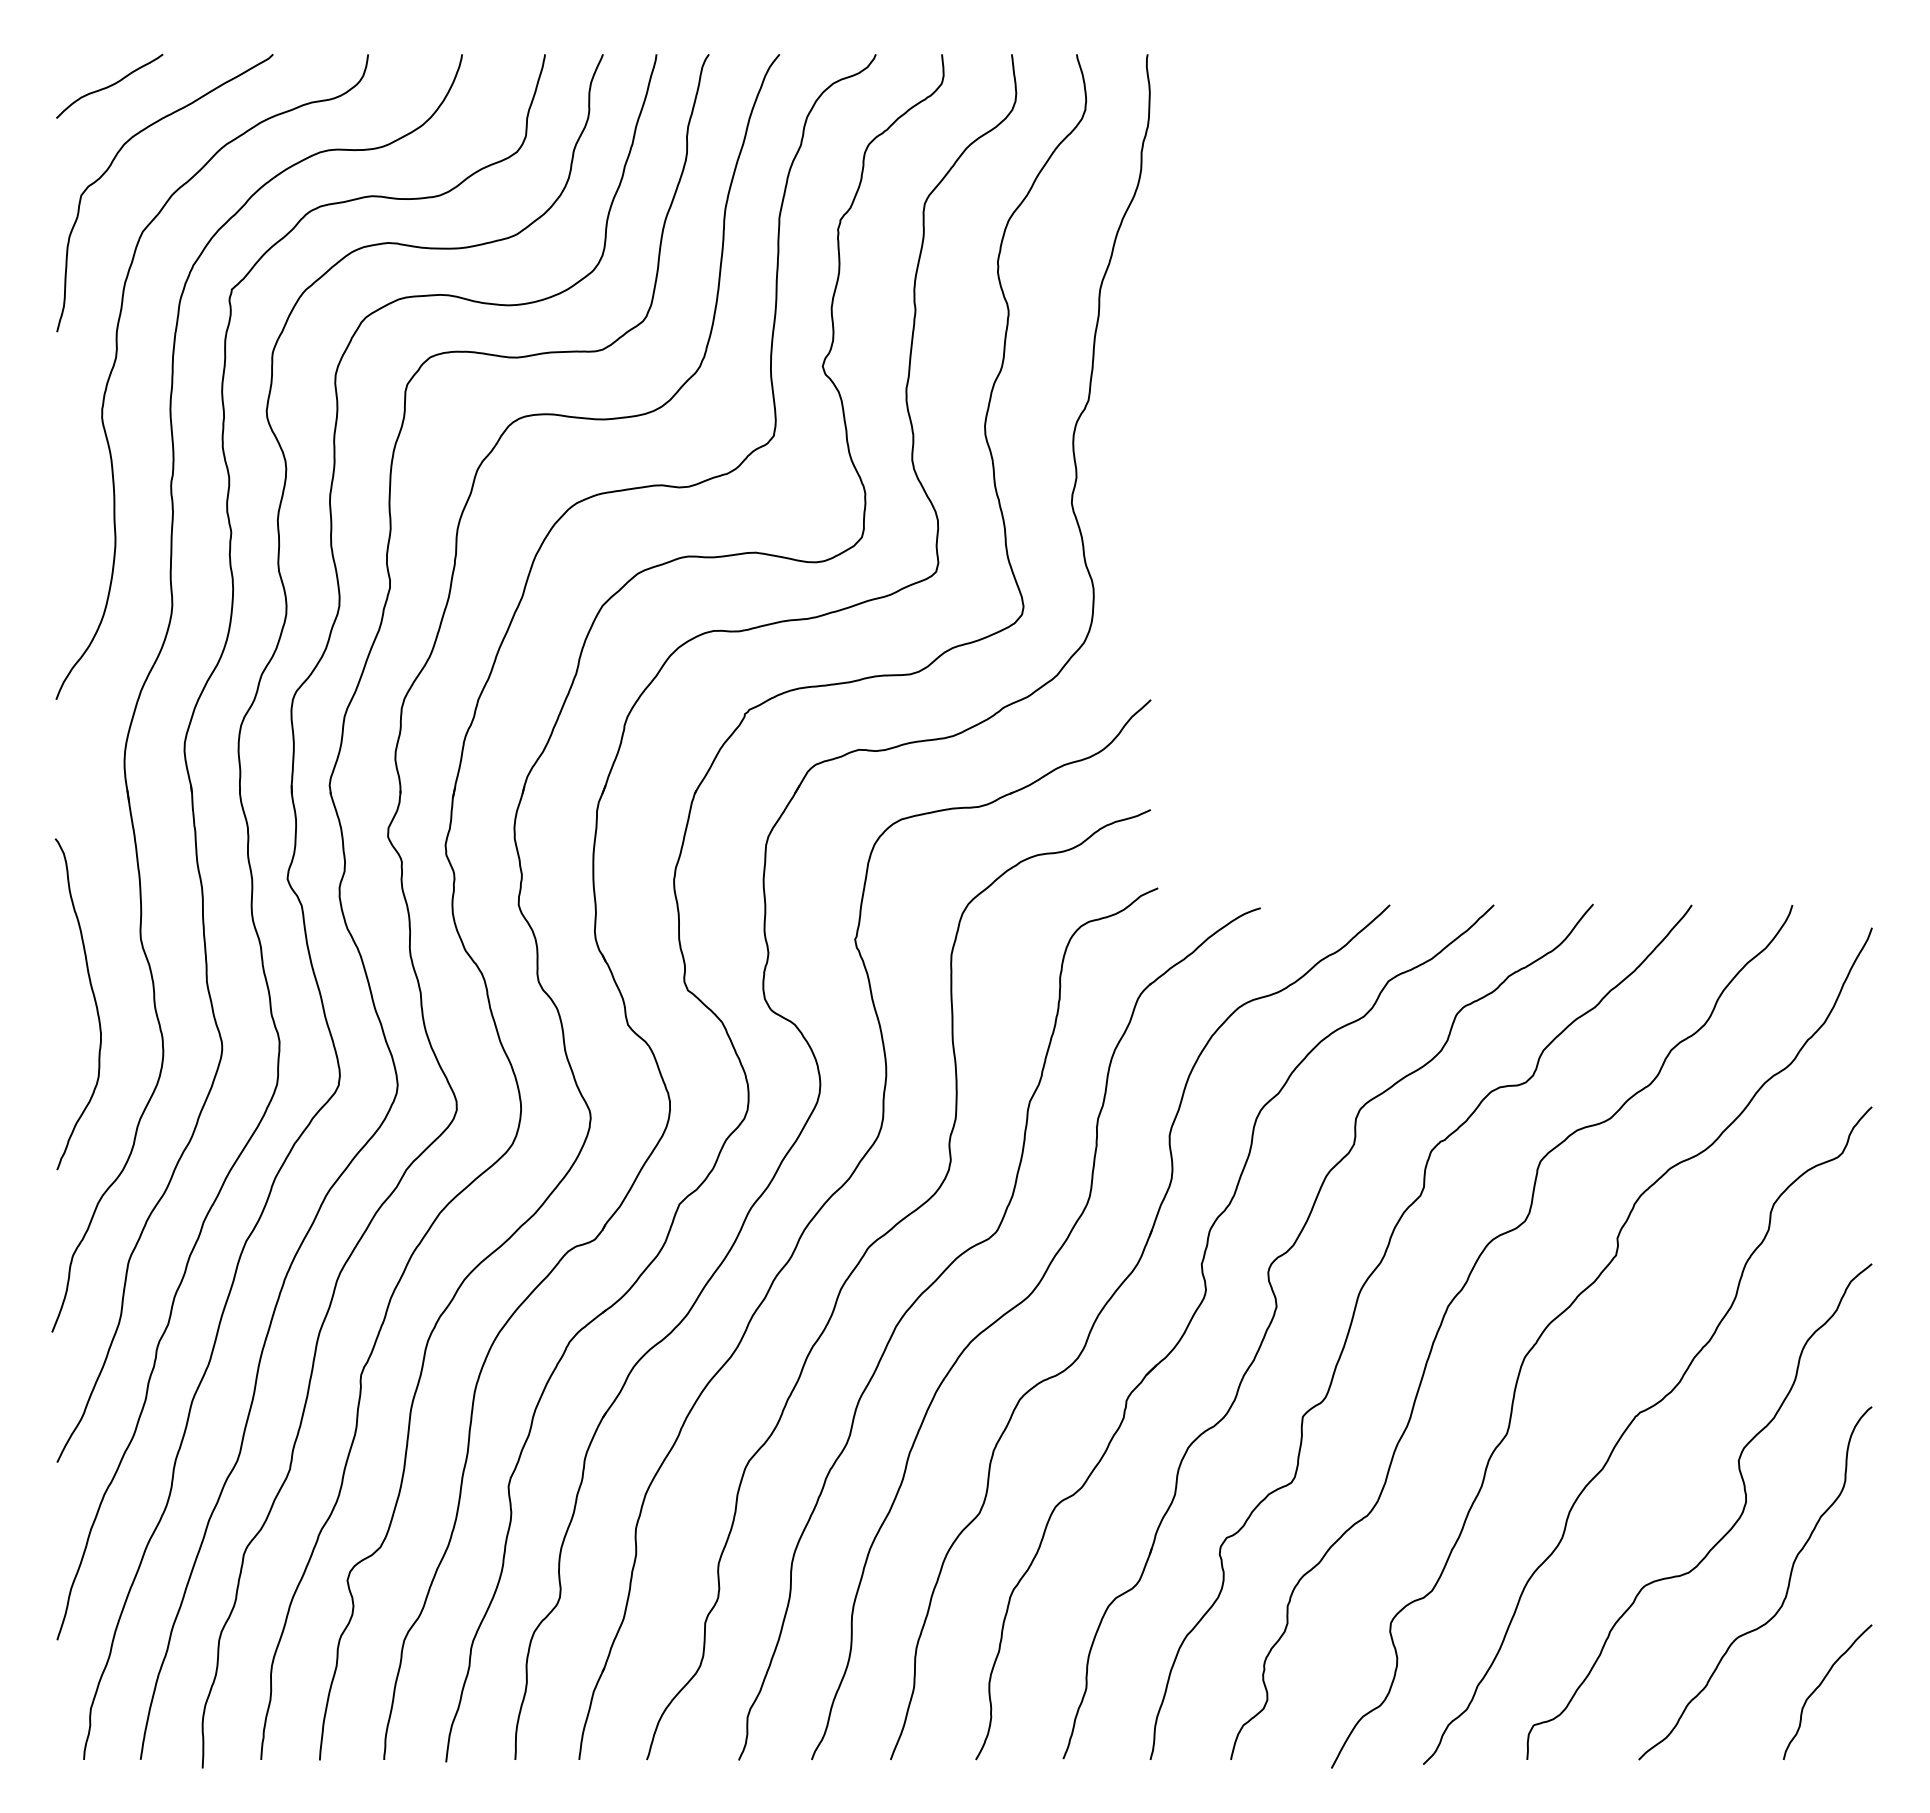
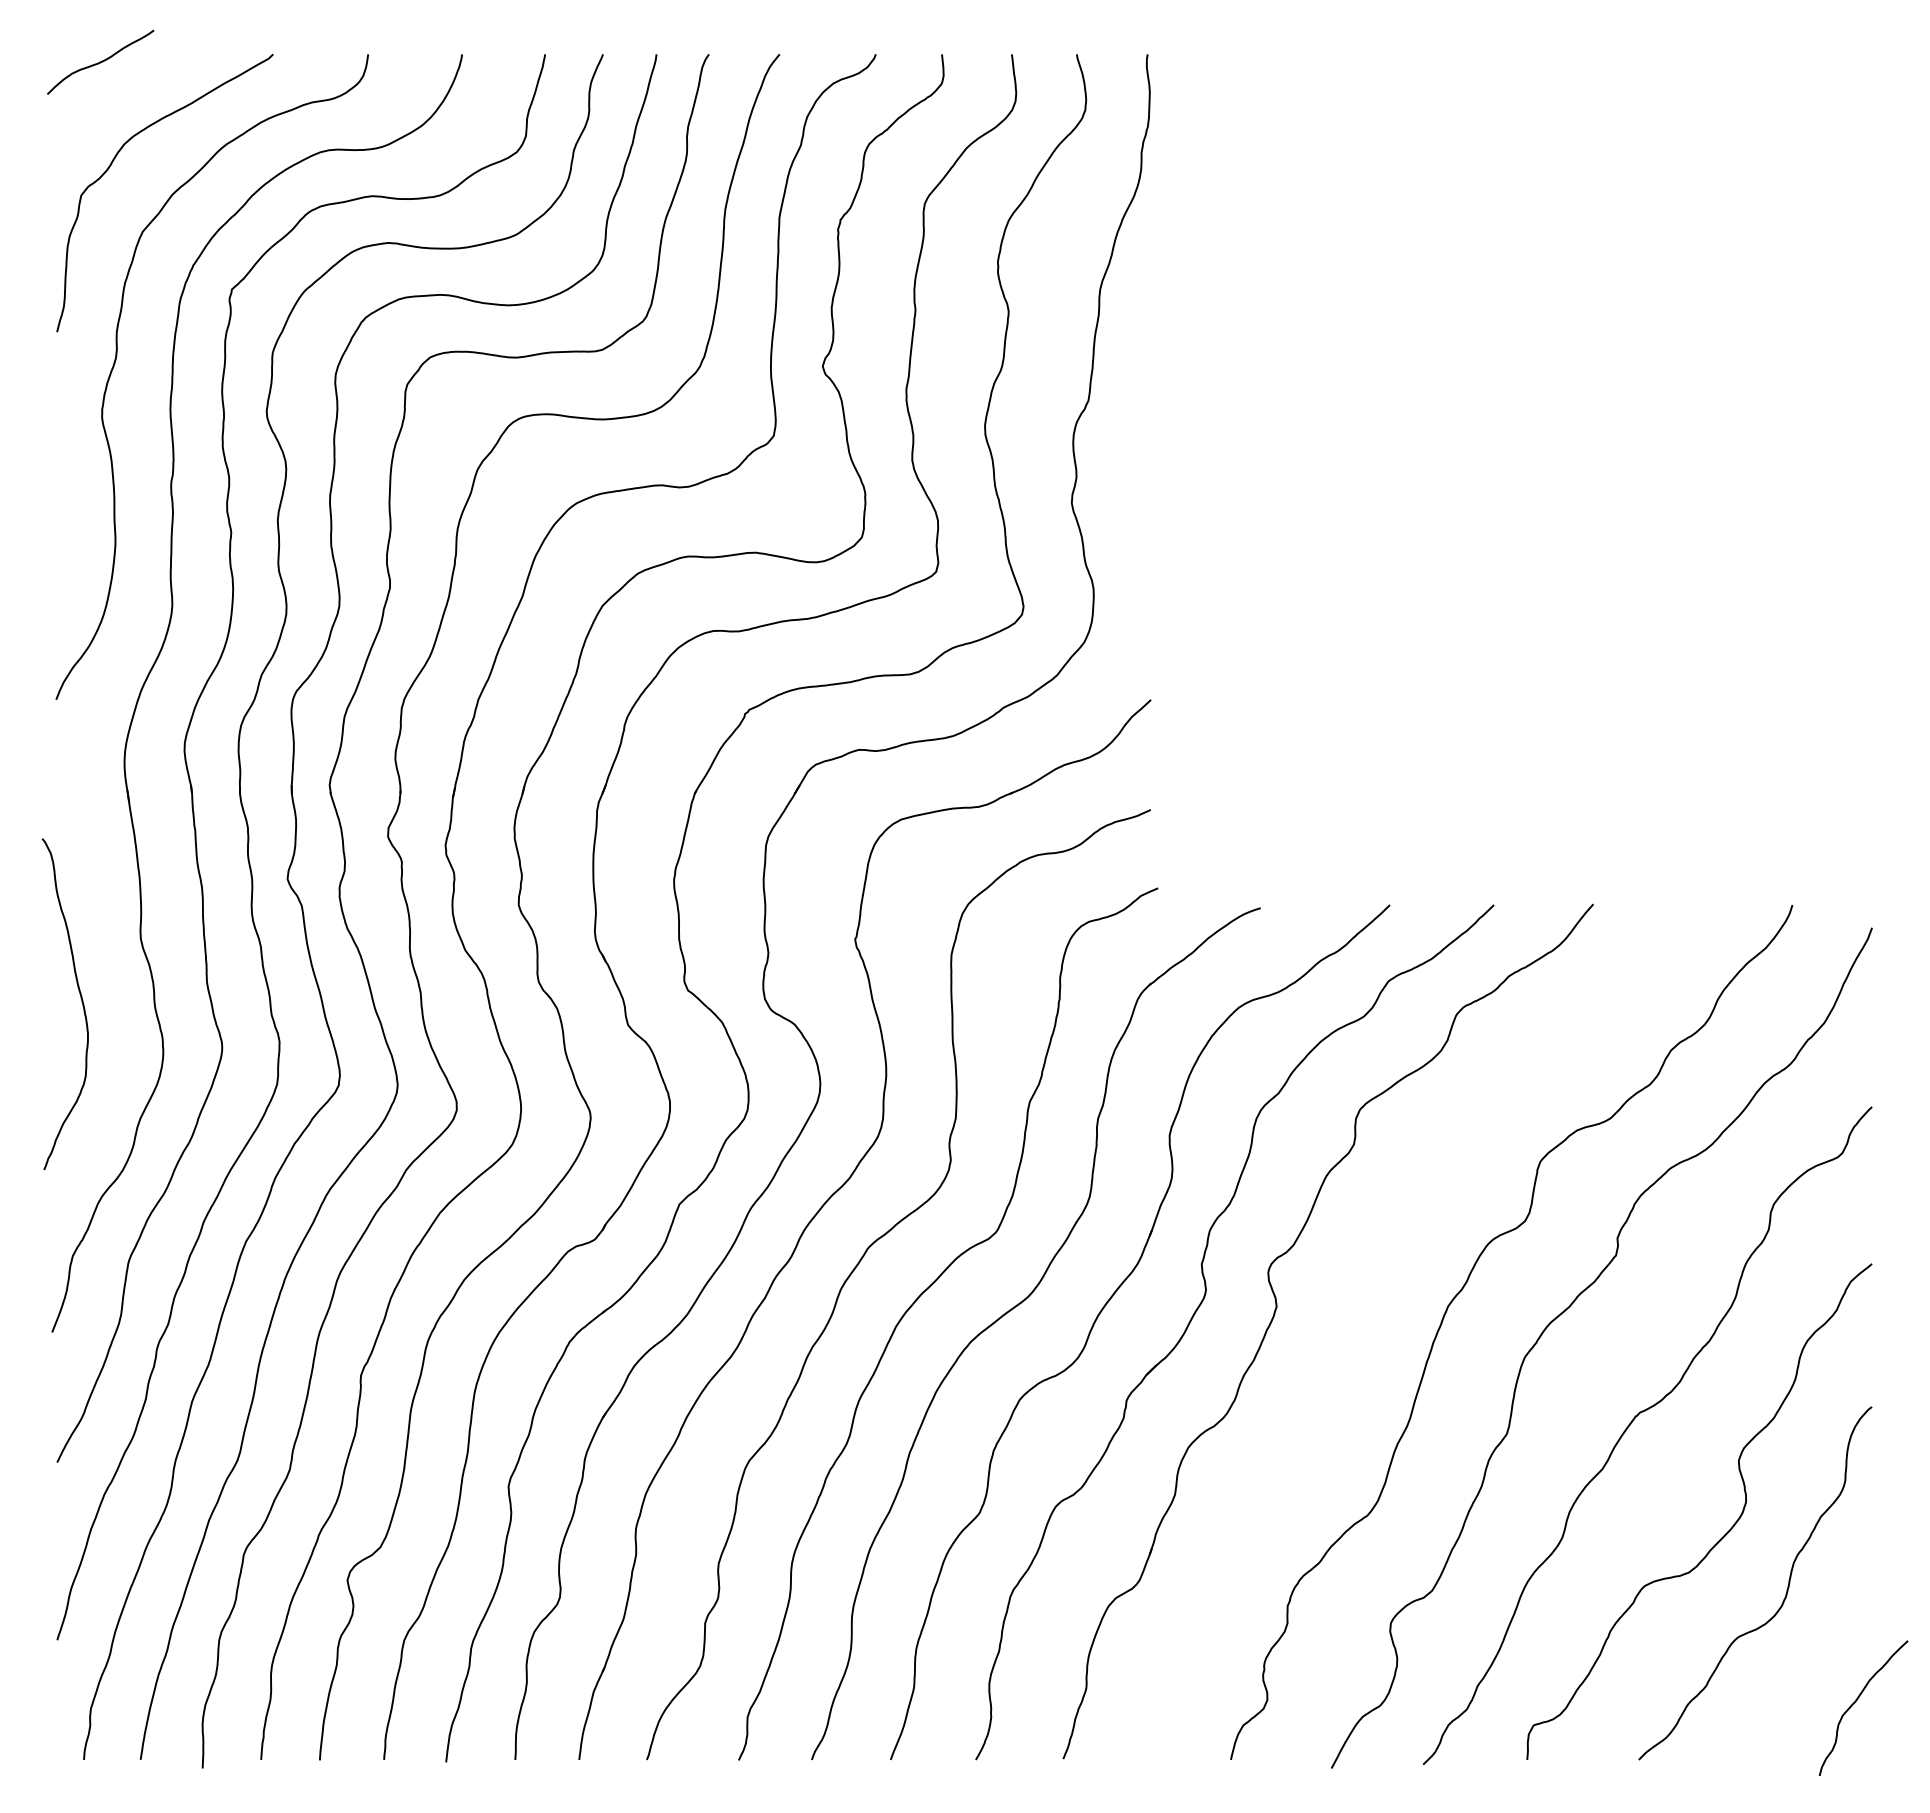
curve position: (109, 85) -> (100, 61) (100, 61)
curve position: (93, 998) -> (80, 998) (80, 998)
curve: present -> none (1354, 1316)
curve position: (1821, 1684) -> (1857, 1700) (1857, 1700)
